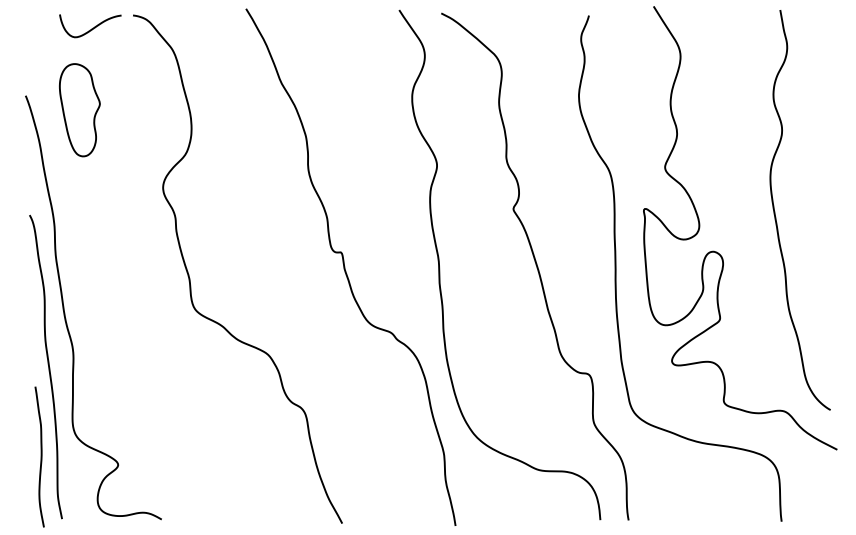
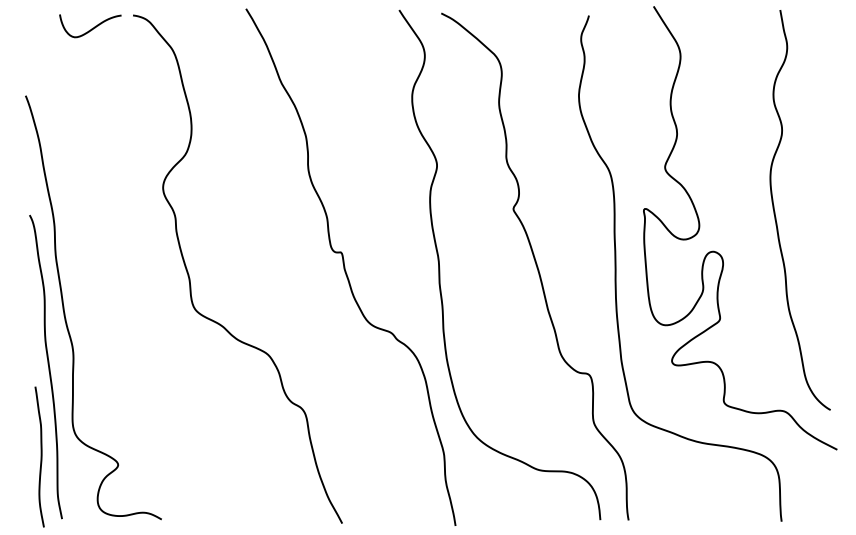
part: present -> none (79, 110)
